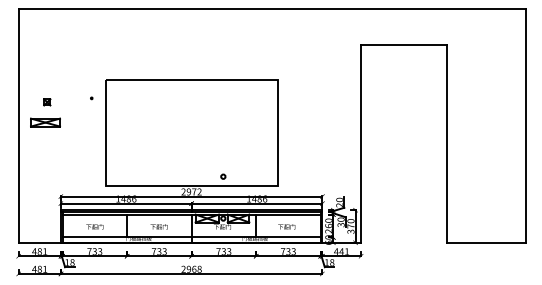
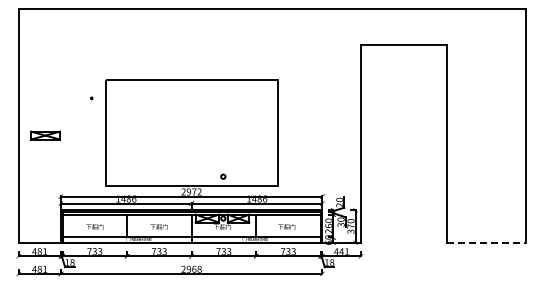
part: present -> none (47, 102)
part position: (45, 122) -> (45, 135) (45, 135)
line: solid -> dashed (486, 242)
